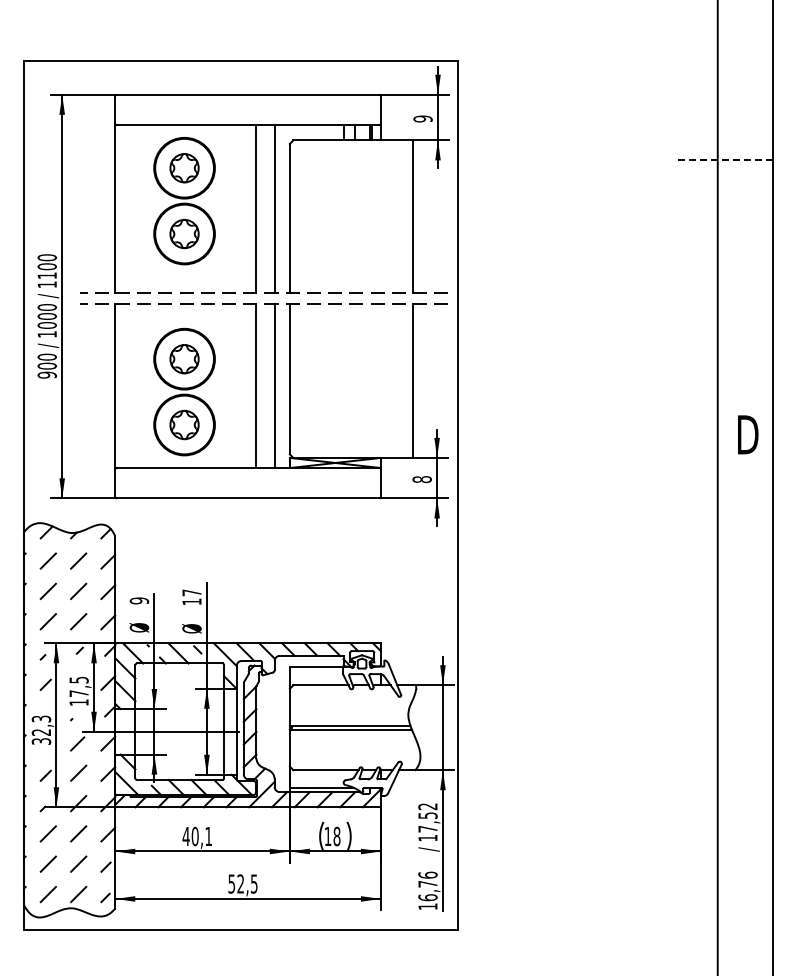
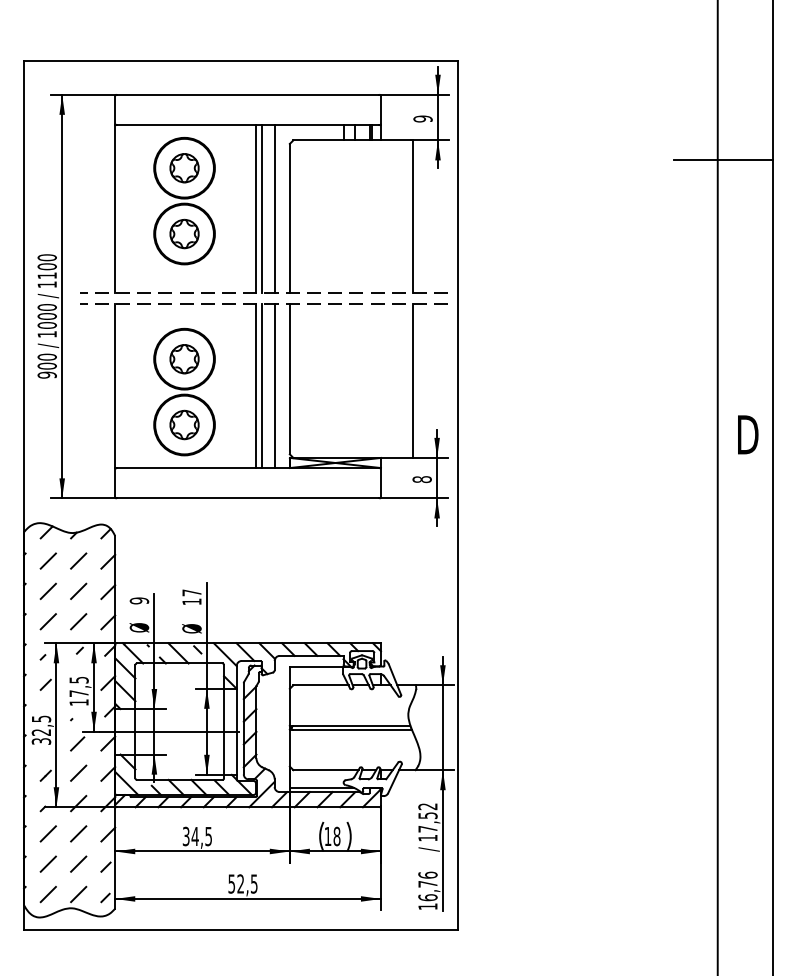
line: dashed -> solid (723, 159)
line: none -> present (261, 209)
line: none -> present (261, 386)
text: 32,3 -> 32,5 (40, 718)
text: 40,1 -> 34,5 (196, 836)
